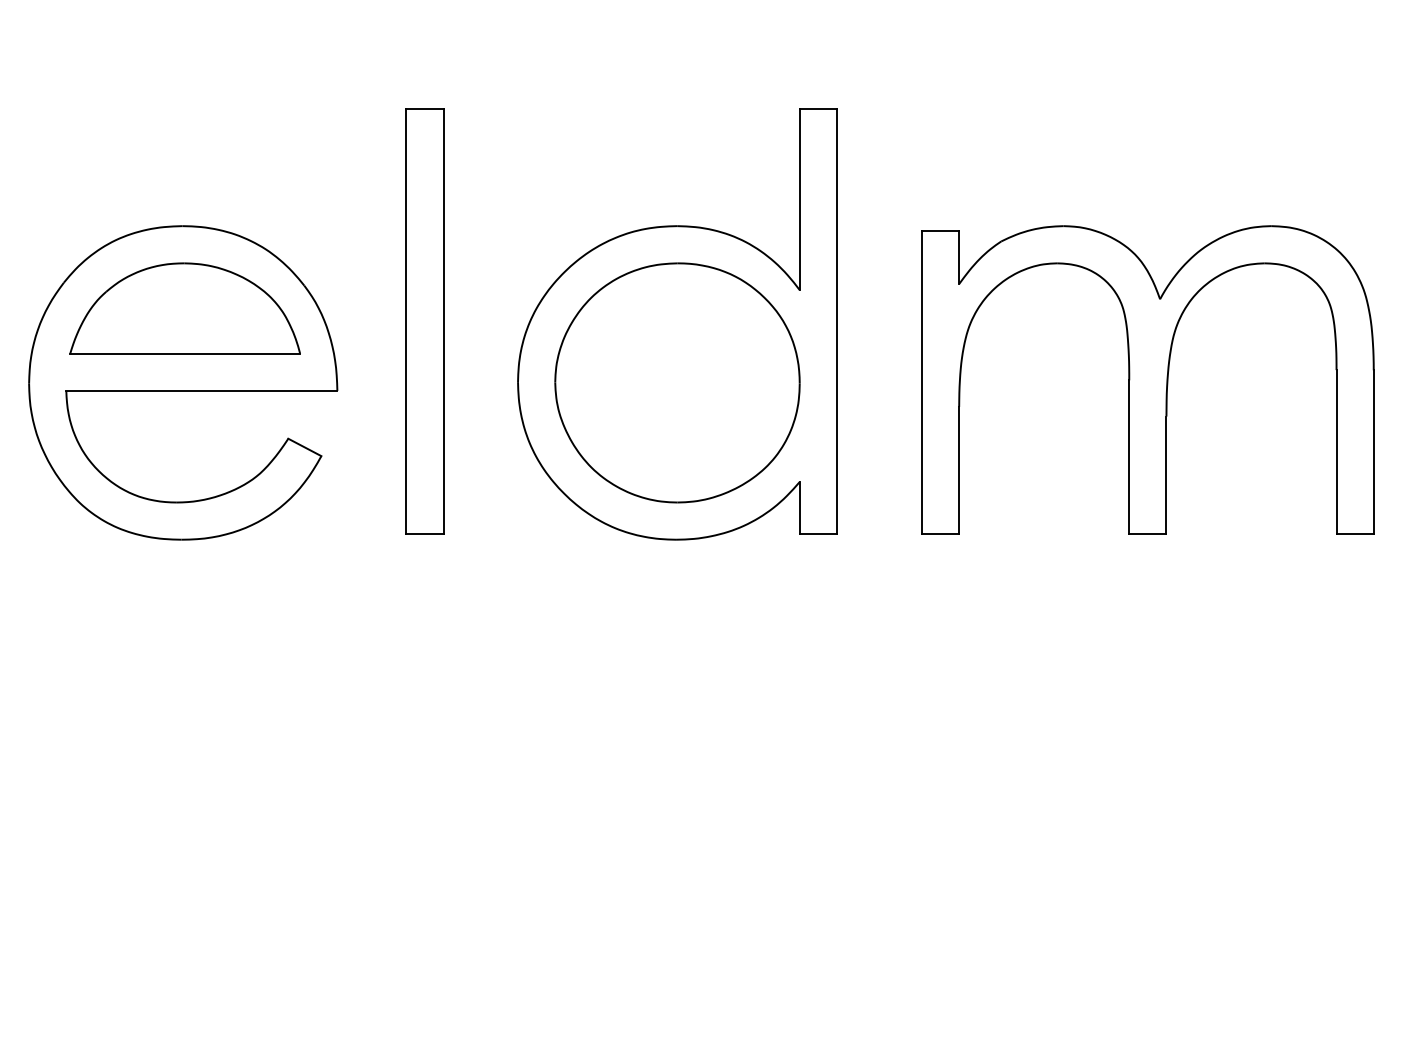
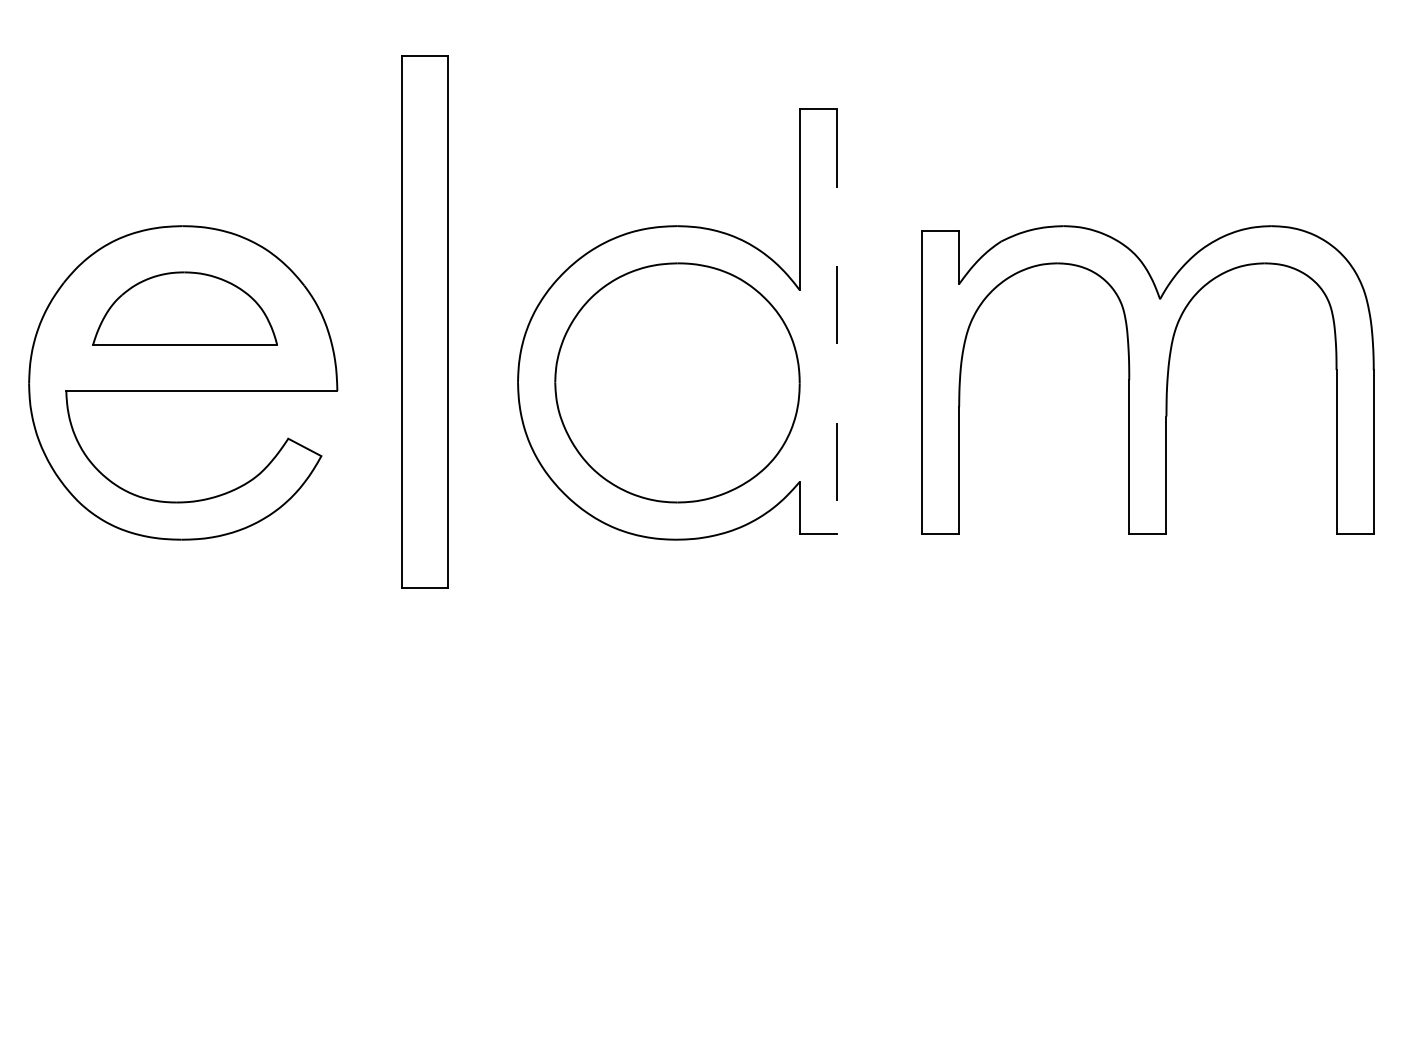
part size: 232x93 px -> 186x75 px (184, 308)
part size: 40x427 px -> 48x534 px (424, 321)
line: solid -> dashed (836, 321)
